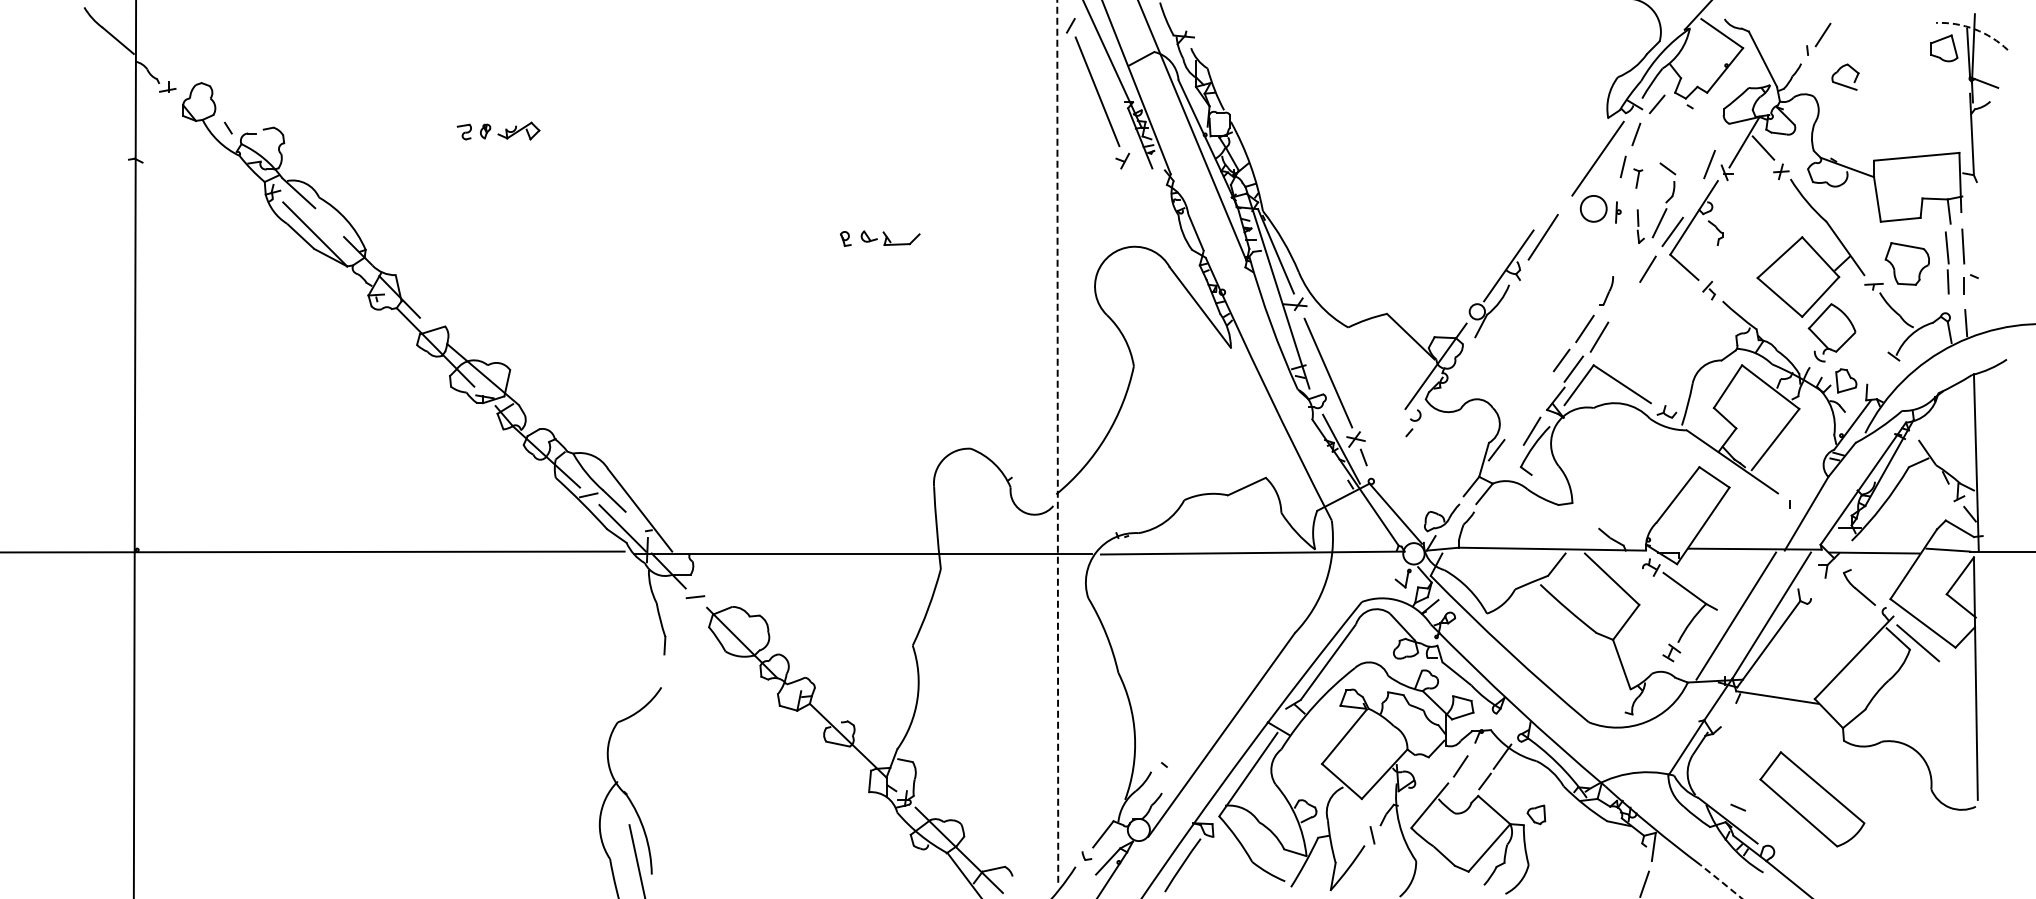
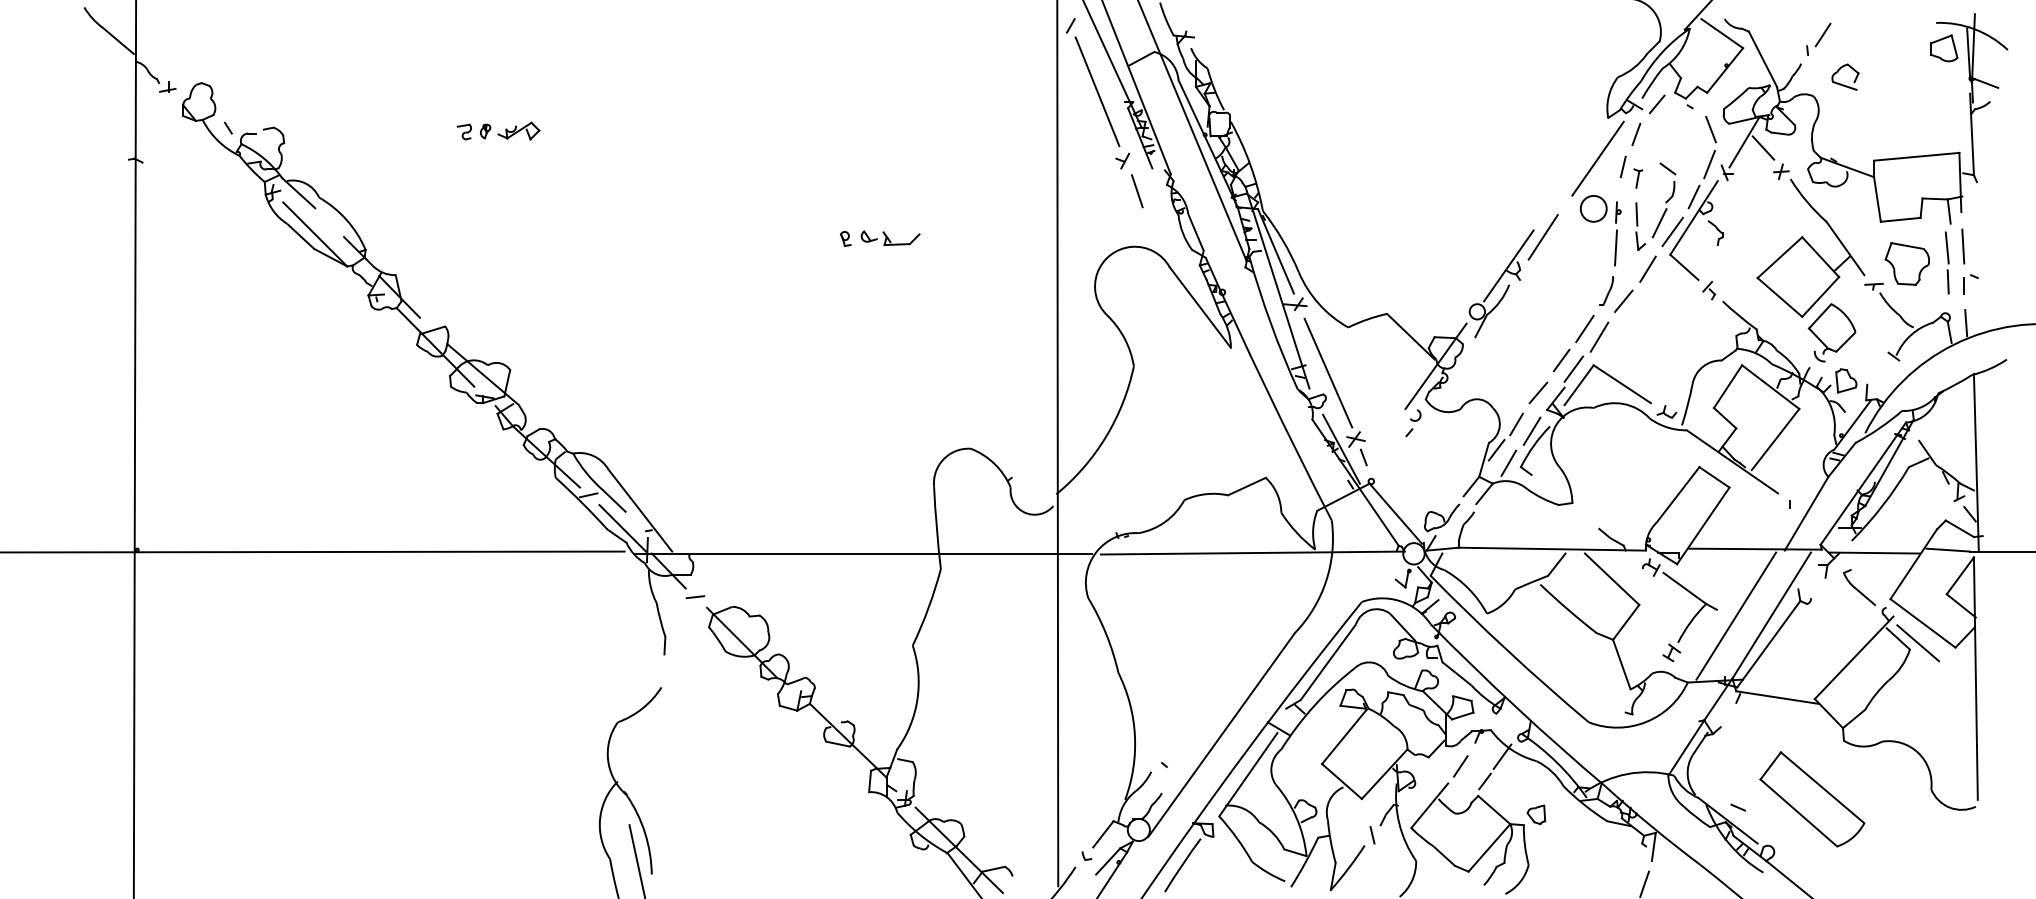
arc: dashed -> solid (1974, 29)
line: none -> present (1710, 129)
line: none -> present (1136, 191)
line: none -> present (1693, 196)
part size: 9x35 px -> 12x49 px (1640, 226)
line: none -> present (1615, 247)
line: none -> present (1623, 300)
line: none -> present (1538, 392)
line: none -> present (1516, 424)
line: dashed -> solid (1057, 443)
line: none -> present (1508, 462)
arc: dashed -> solid (1721, 881)
